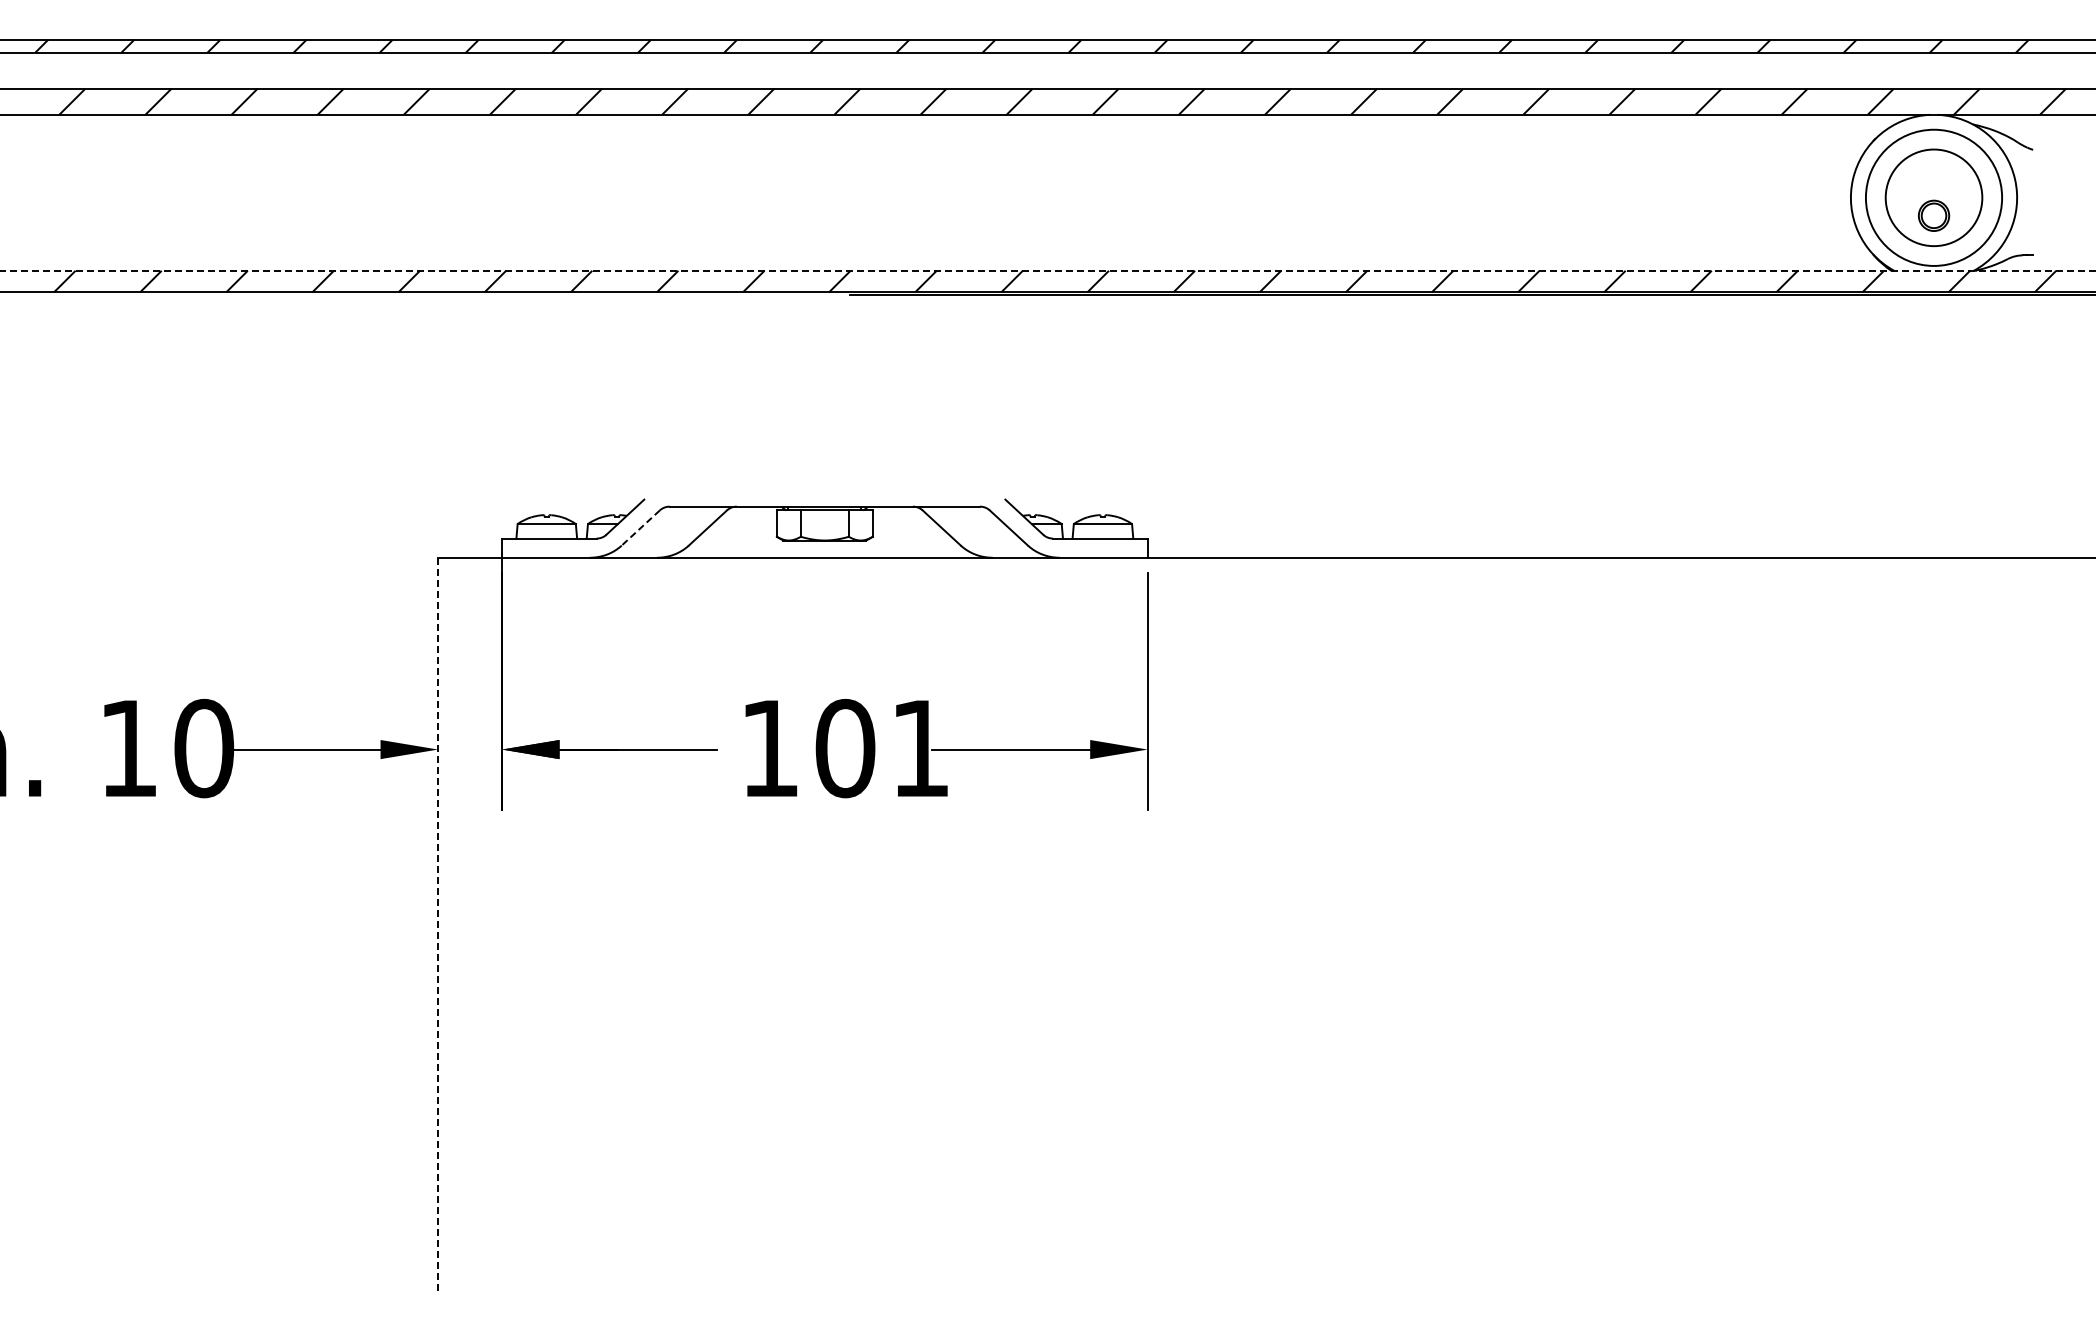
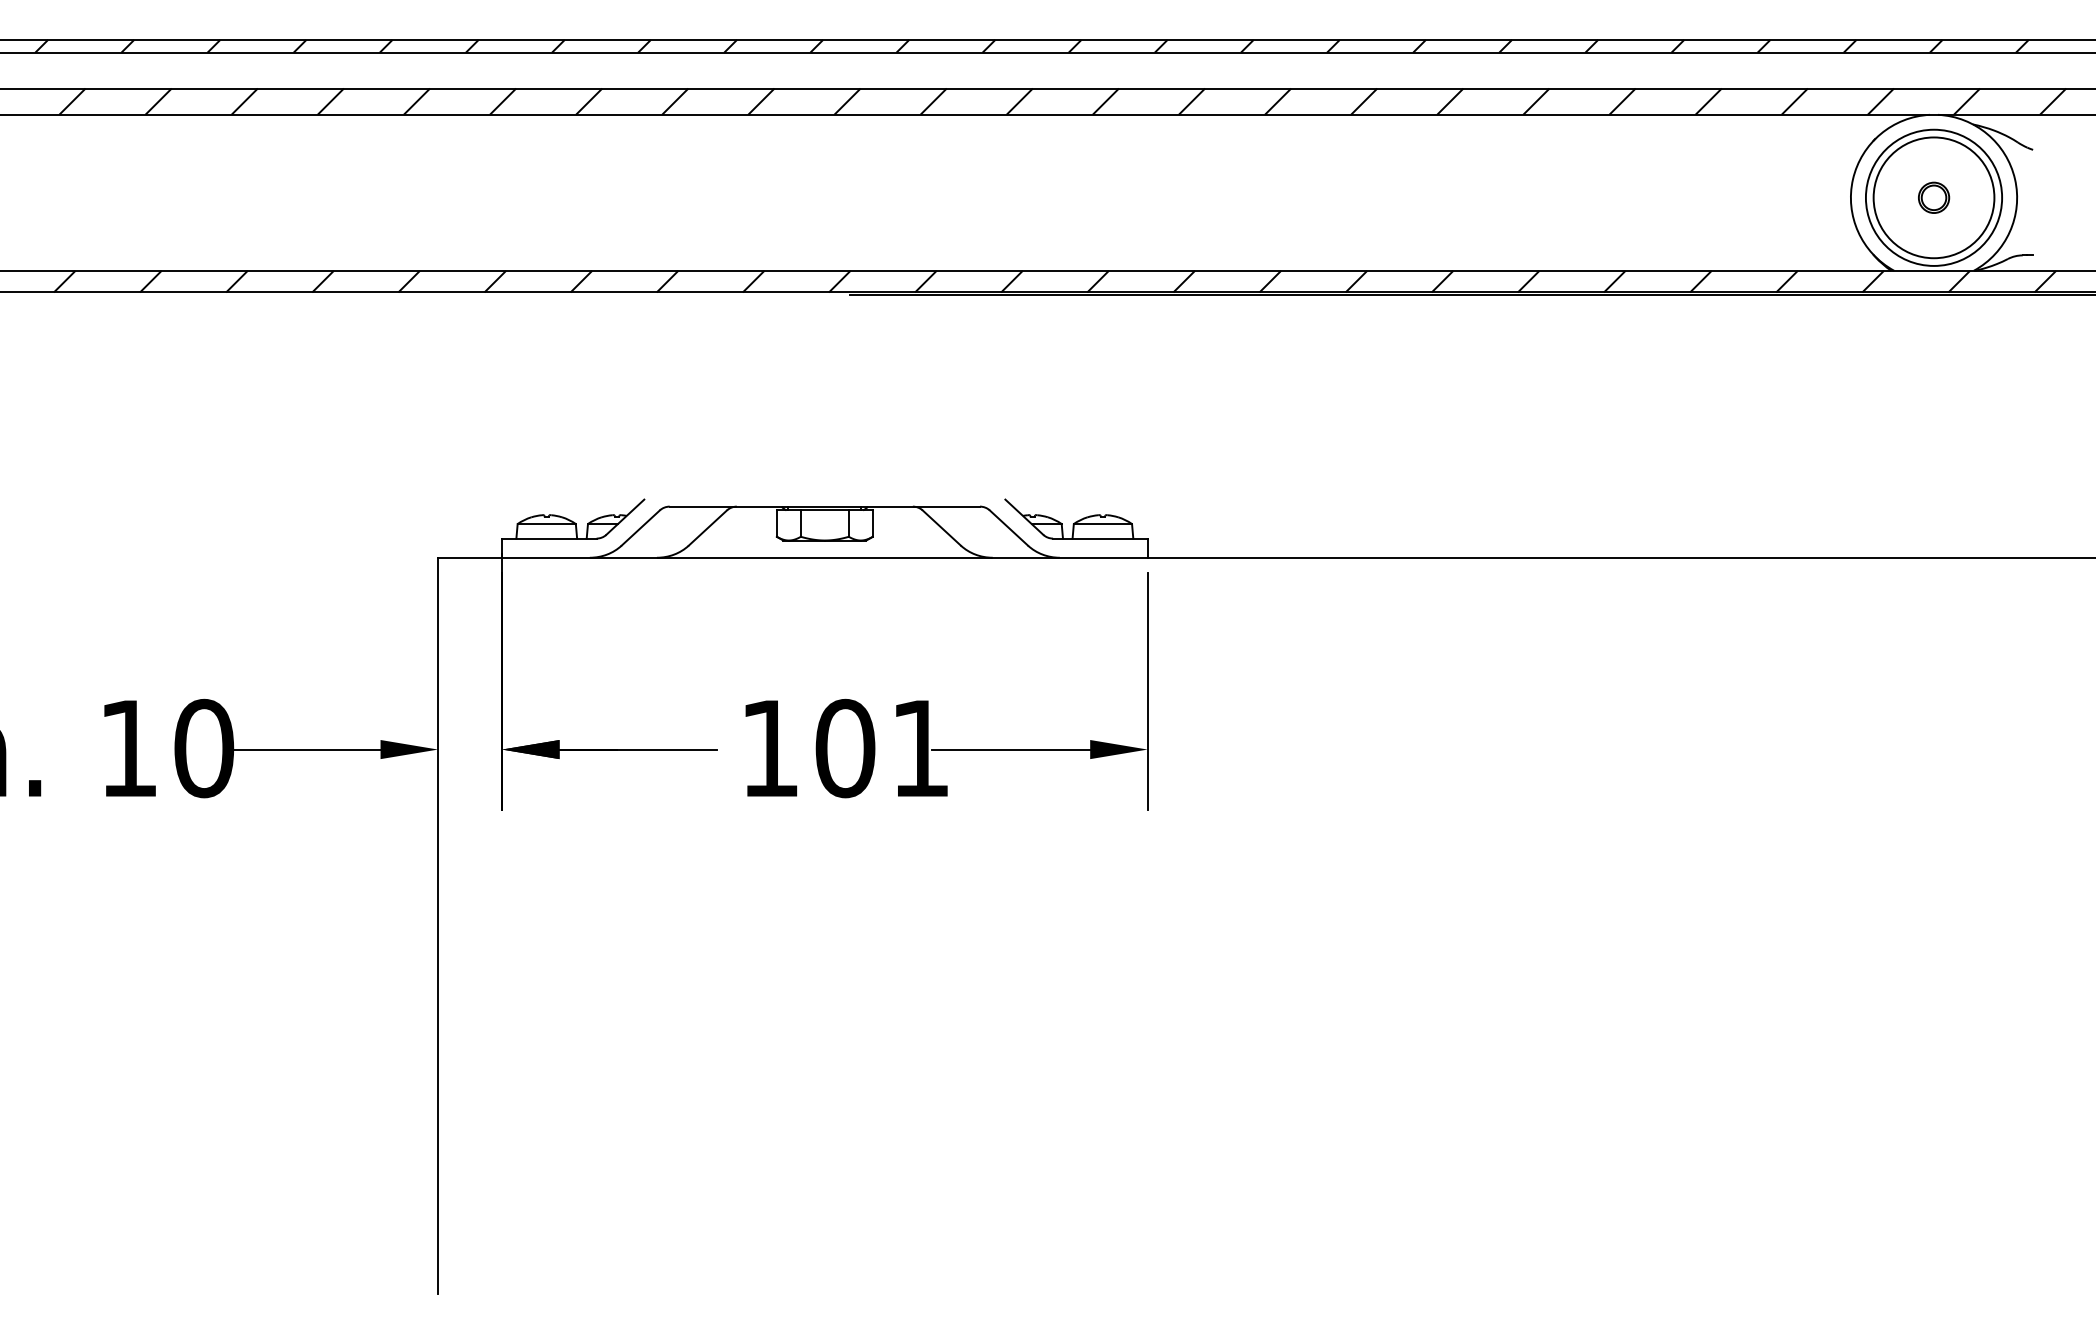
circle diameter: 97 px -> 121 px (1933, 197)
part position: (1934, 215) -> (1934, 197) (1934, 197)
line: dashed -> solid (1048, 270)
line: dashed -> solid (640, 527)
line: dashed -> solid (438, 926)
